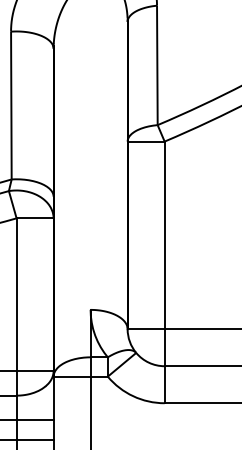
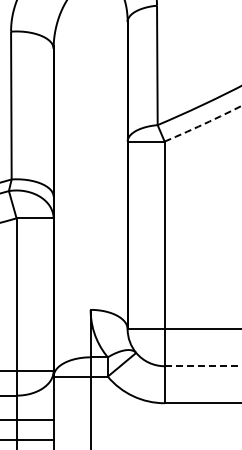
arc: solid -> dashed (204, 124)
line: solid -> dashed (203, 366)
